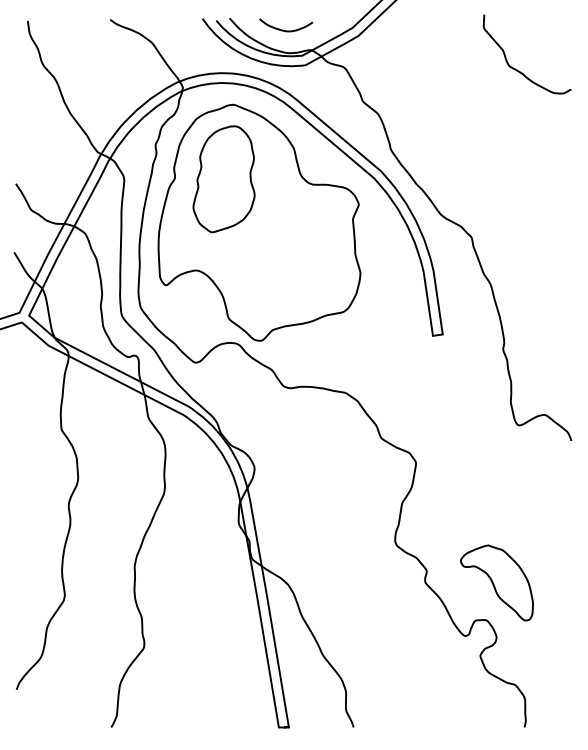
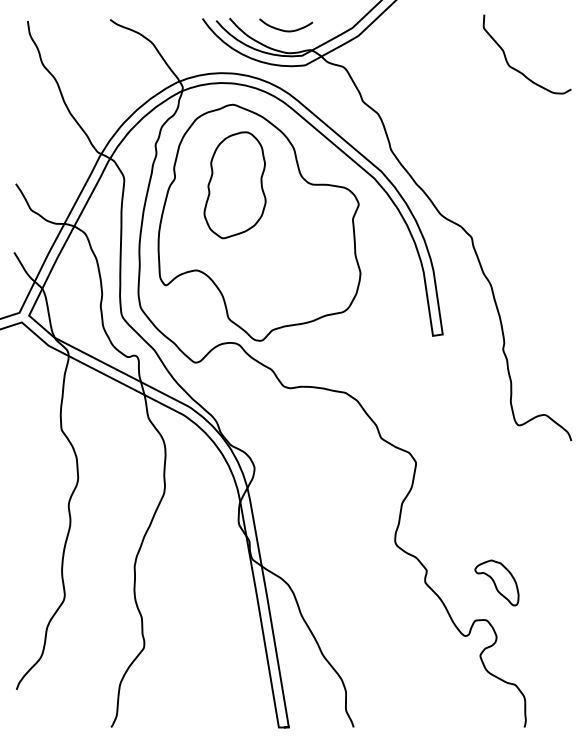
part position: (223, 179) -> (234, 185) (234, 185)
part size: 74x78 px -> 46x48 px (496, 582)
